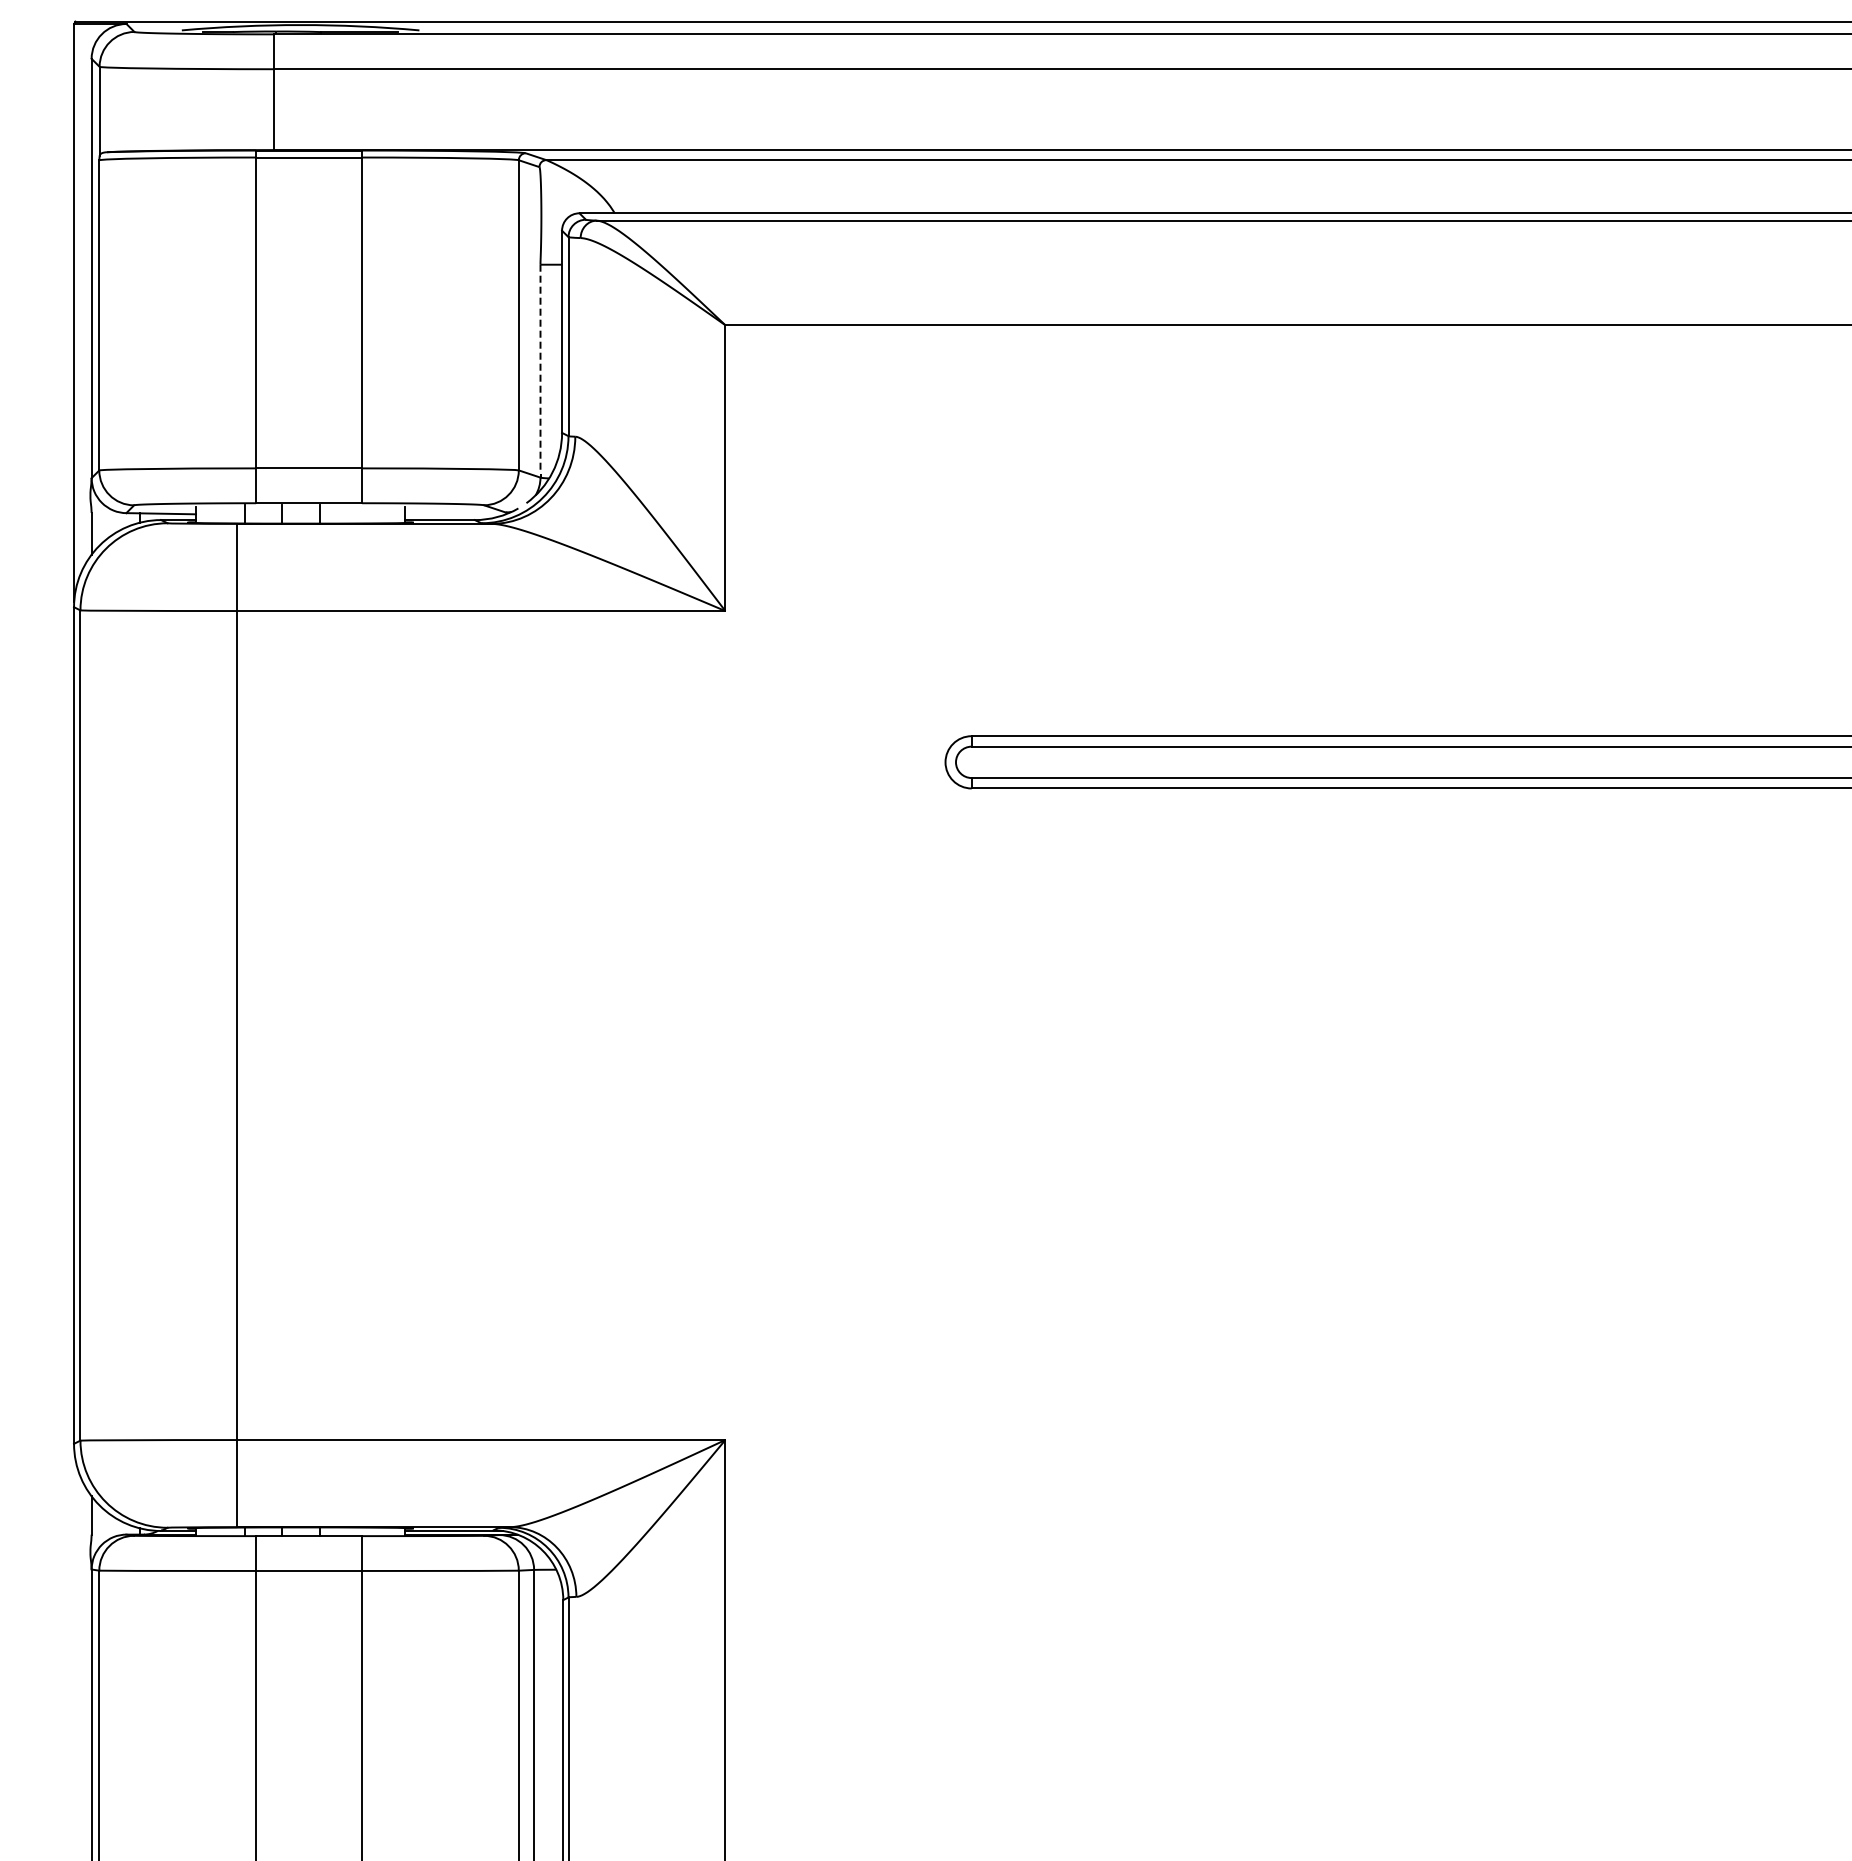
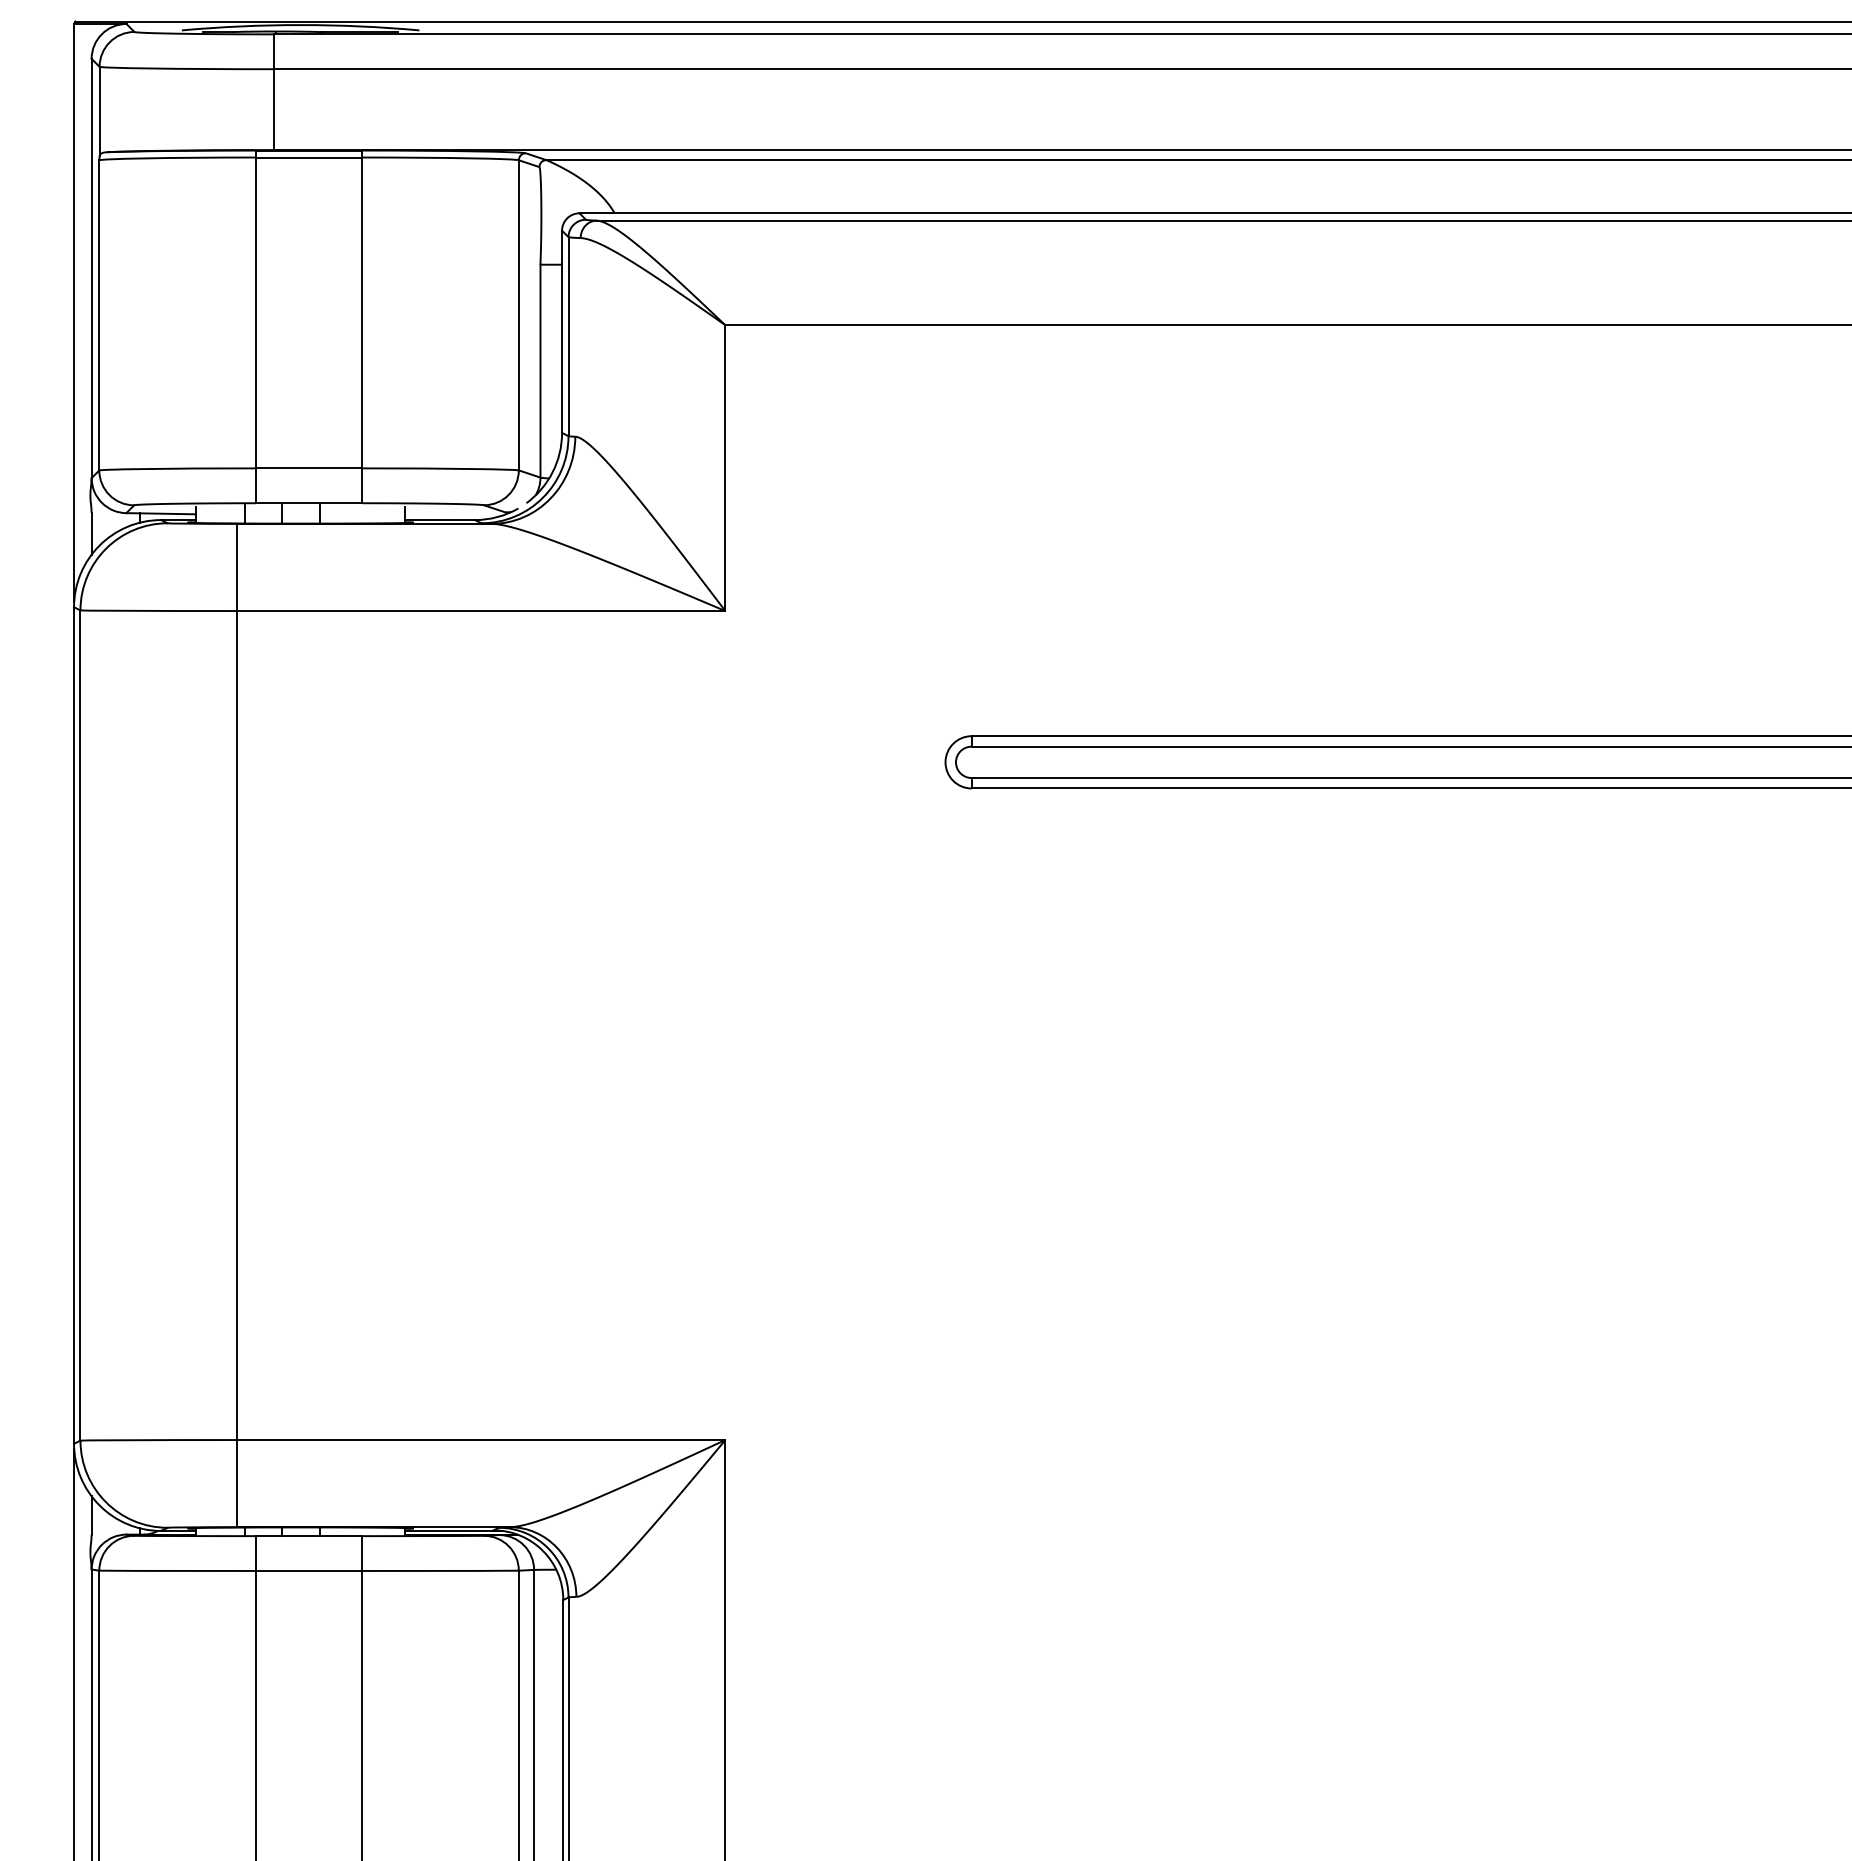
line: dashed -> solid (540, 371)
line: none -> present (74, 1653)
